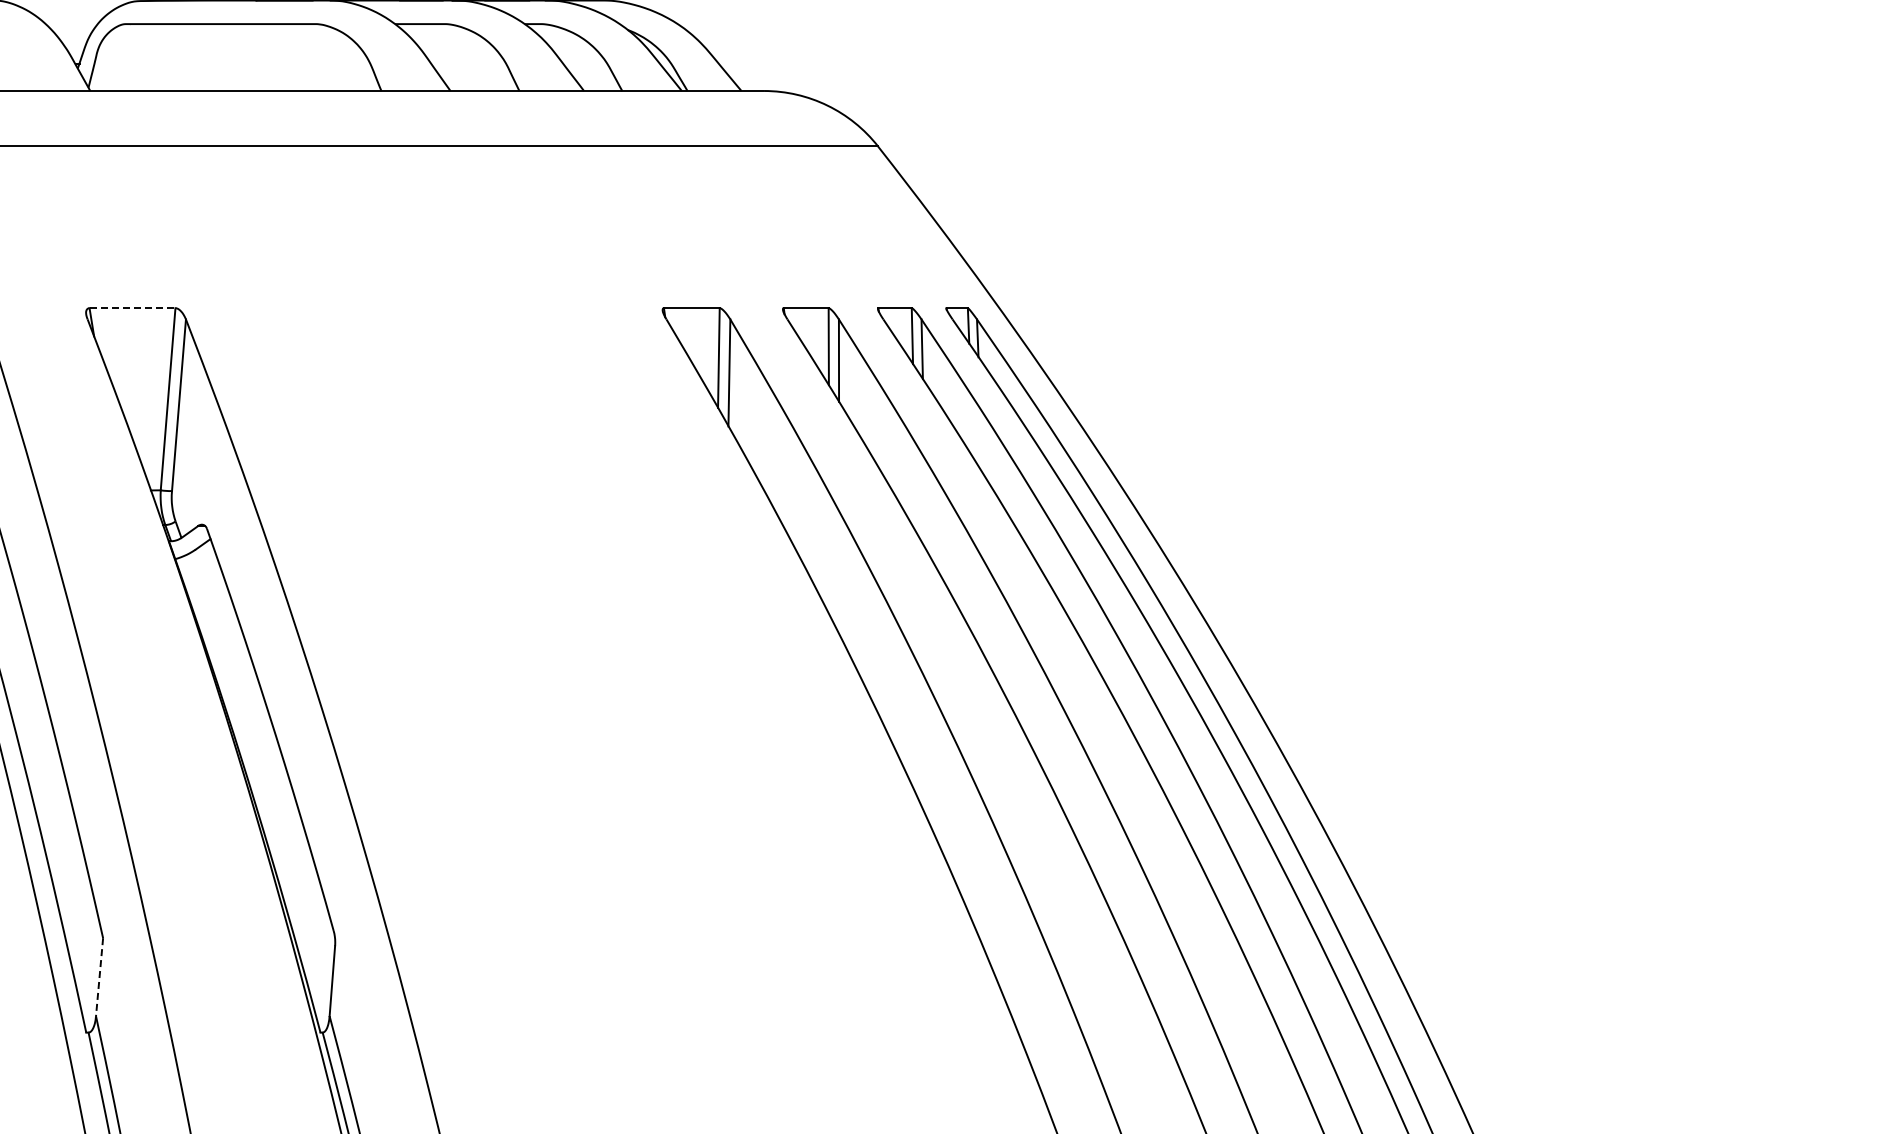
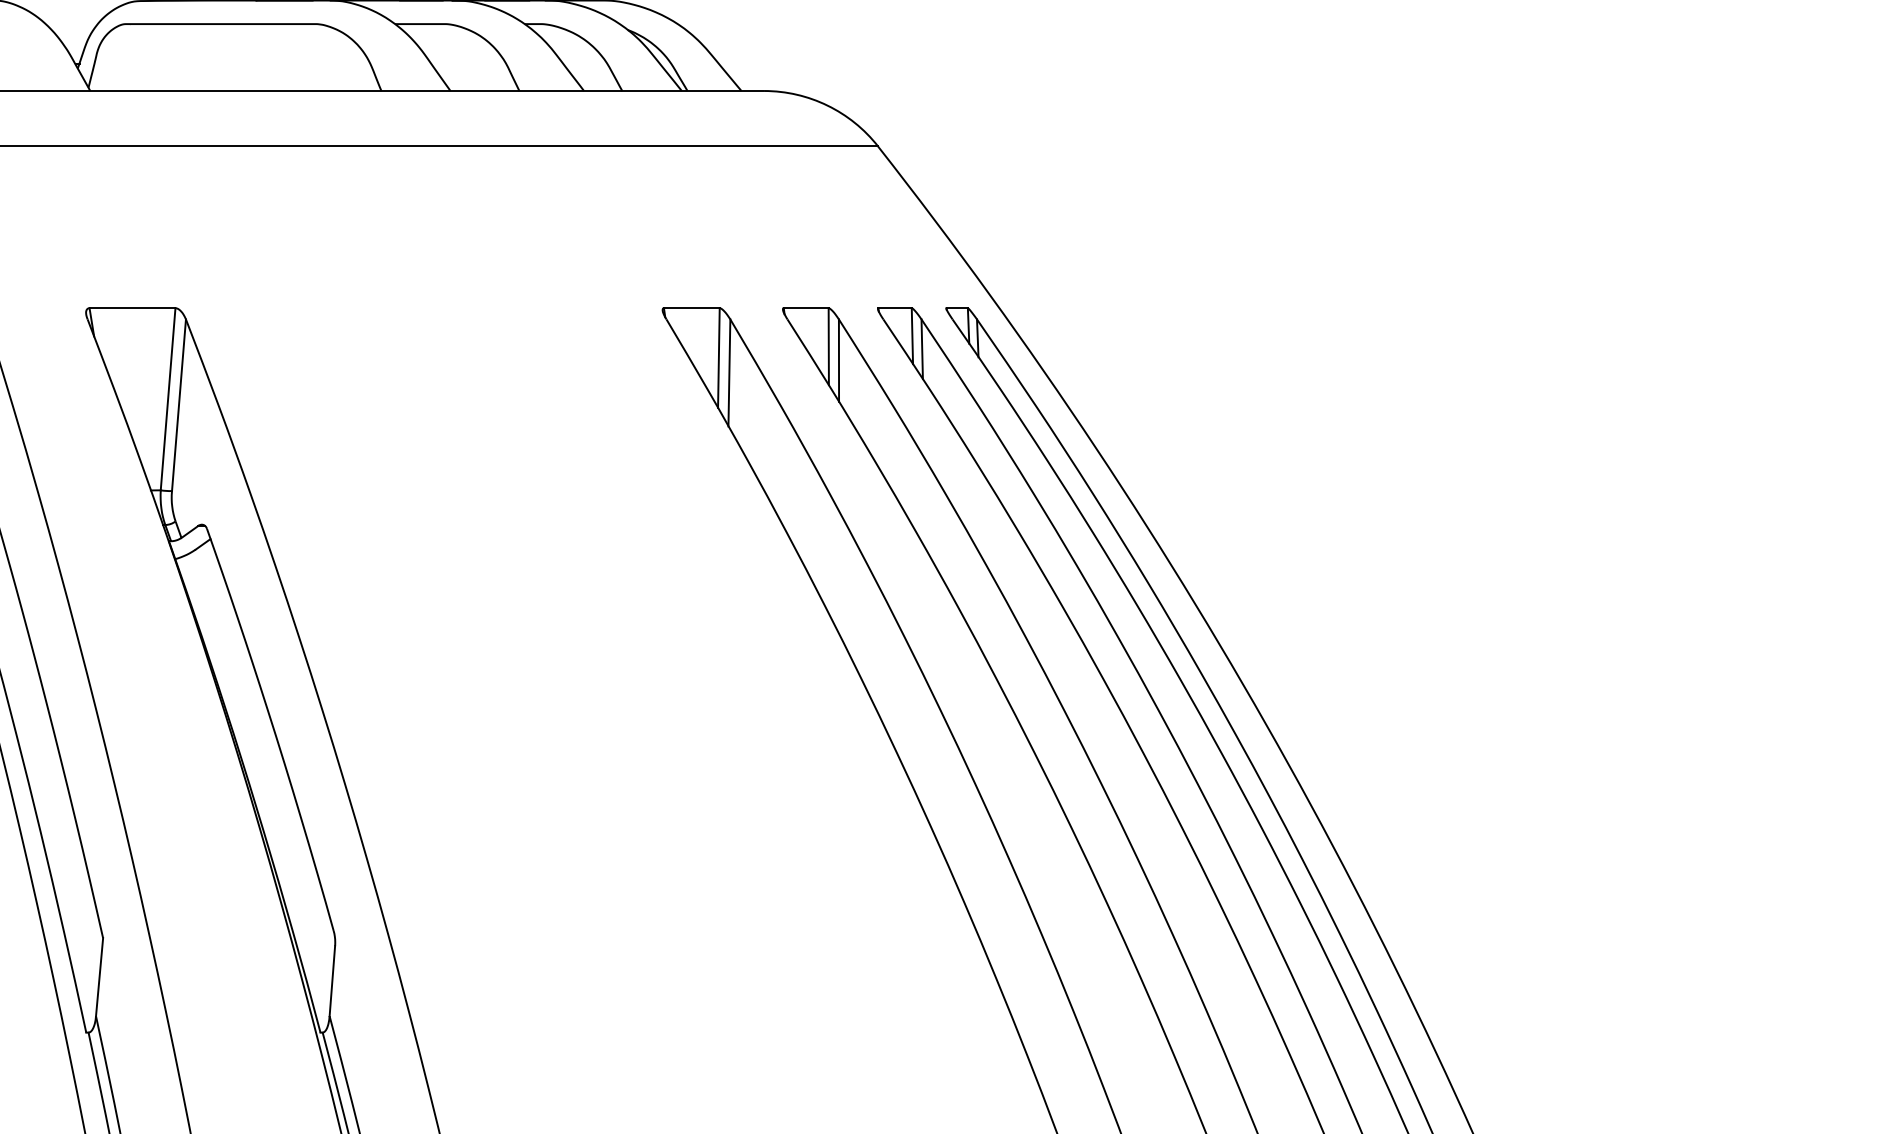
line: dashed -> solid (132, 308)
line: dashed -> solid (99, 977)
